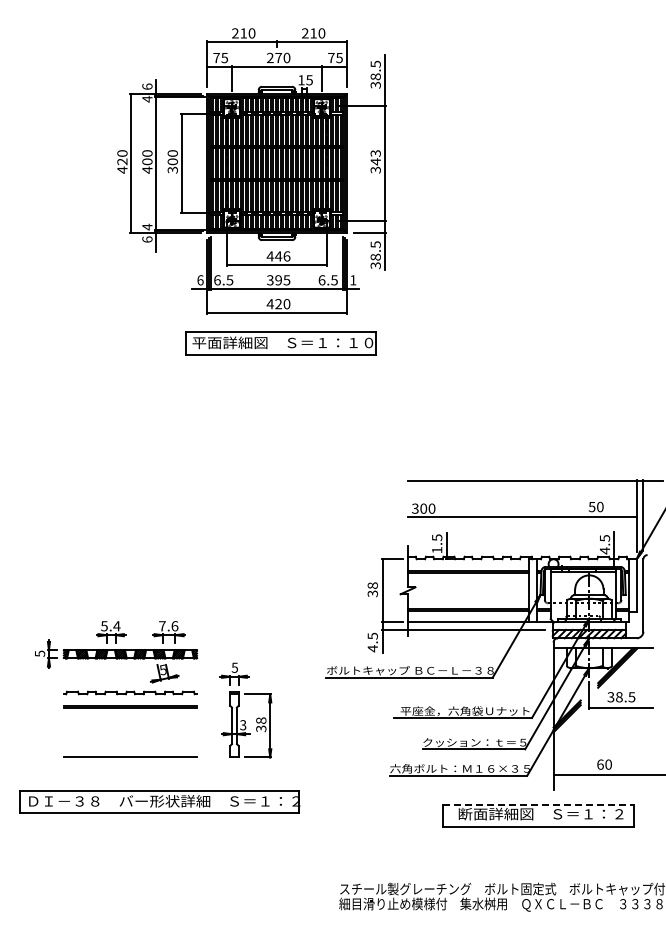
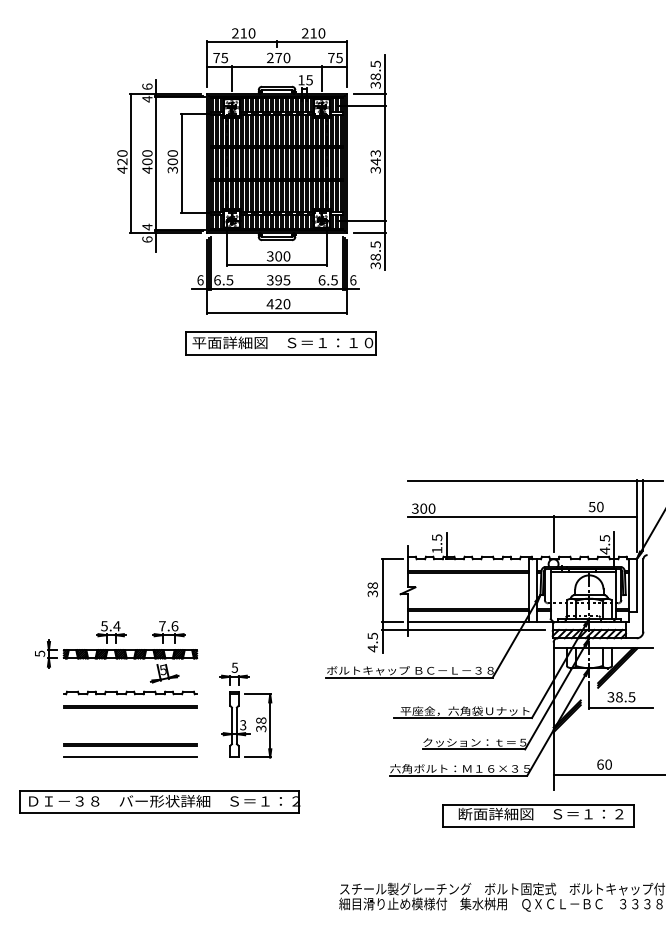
line: none -> present (369, 93)
text: 446 -> 300 (278, 256)
text: 1 -> 6 (353, 280)
line: none -> present (553, 534)
line: none -> present (130, 744)
line: dashed -> solid (538, 804)
